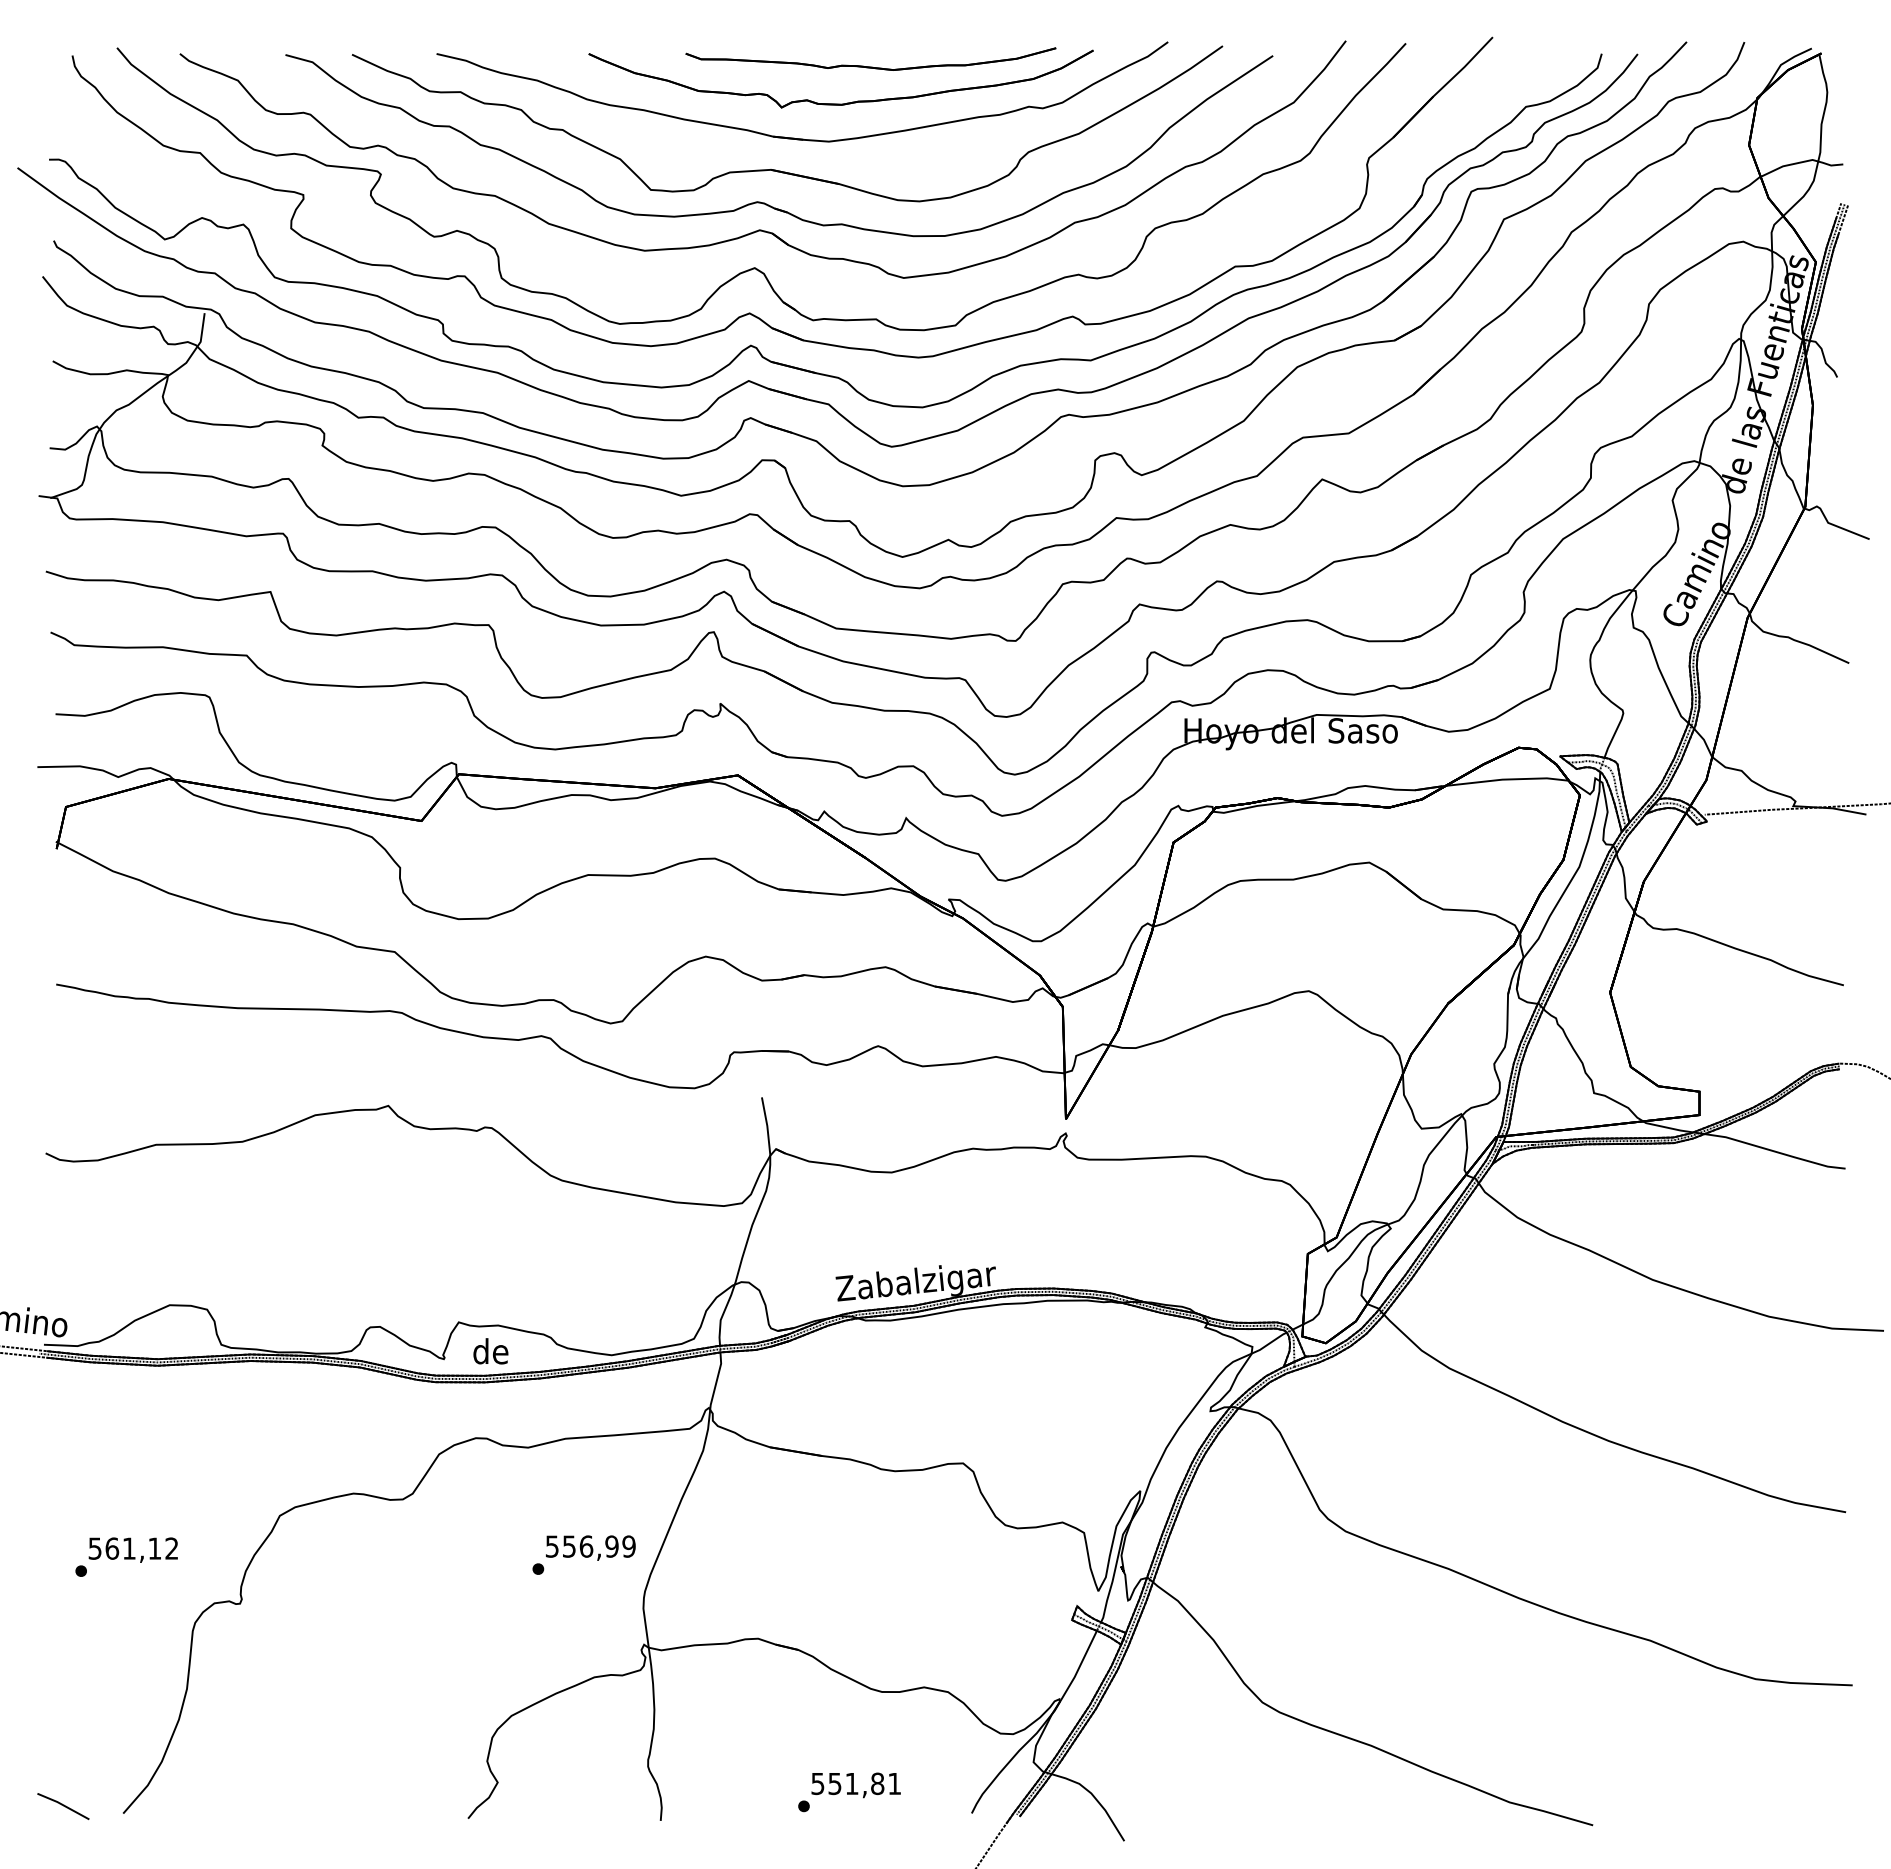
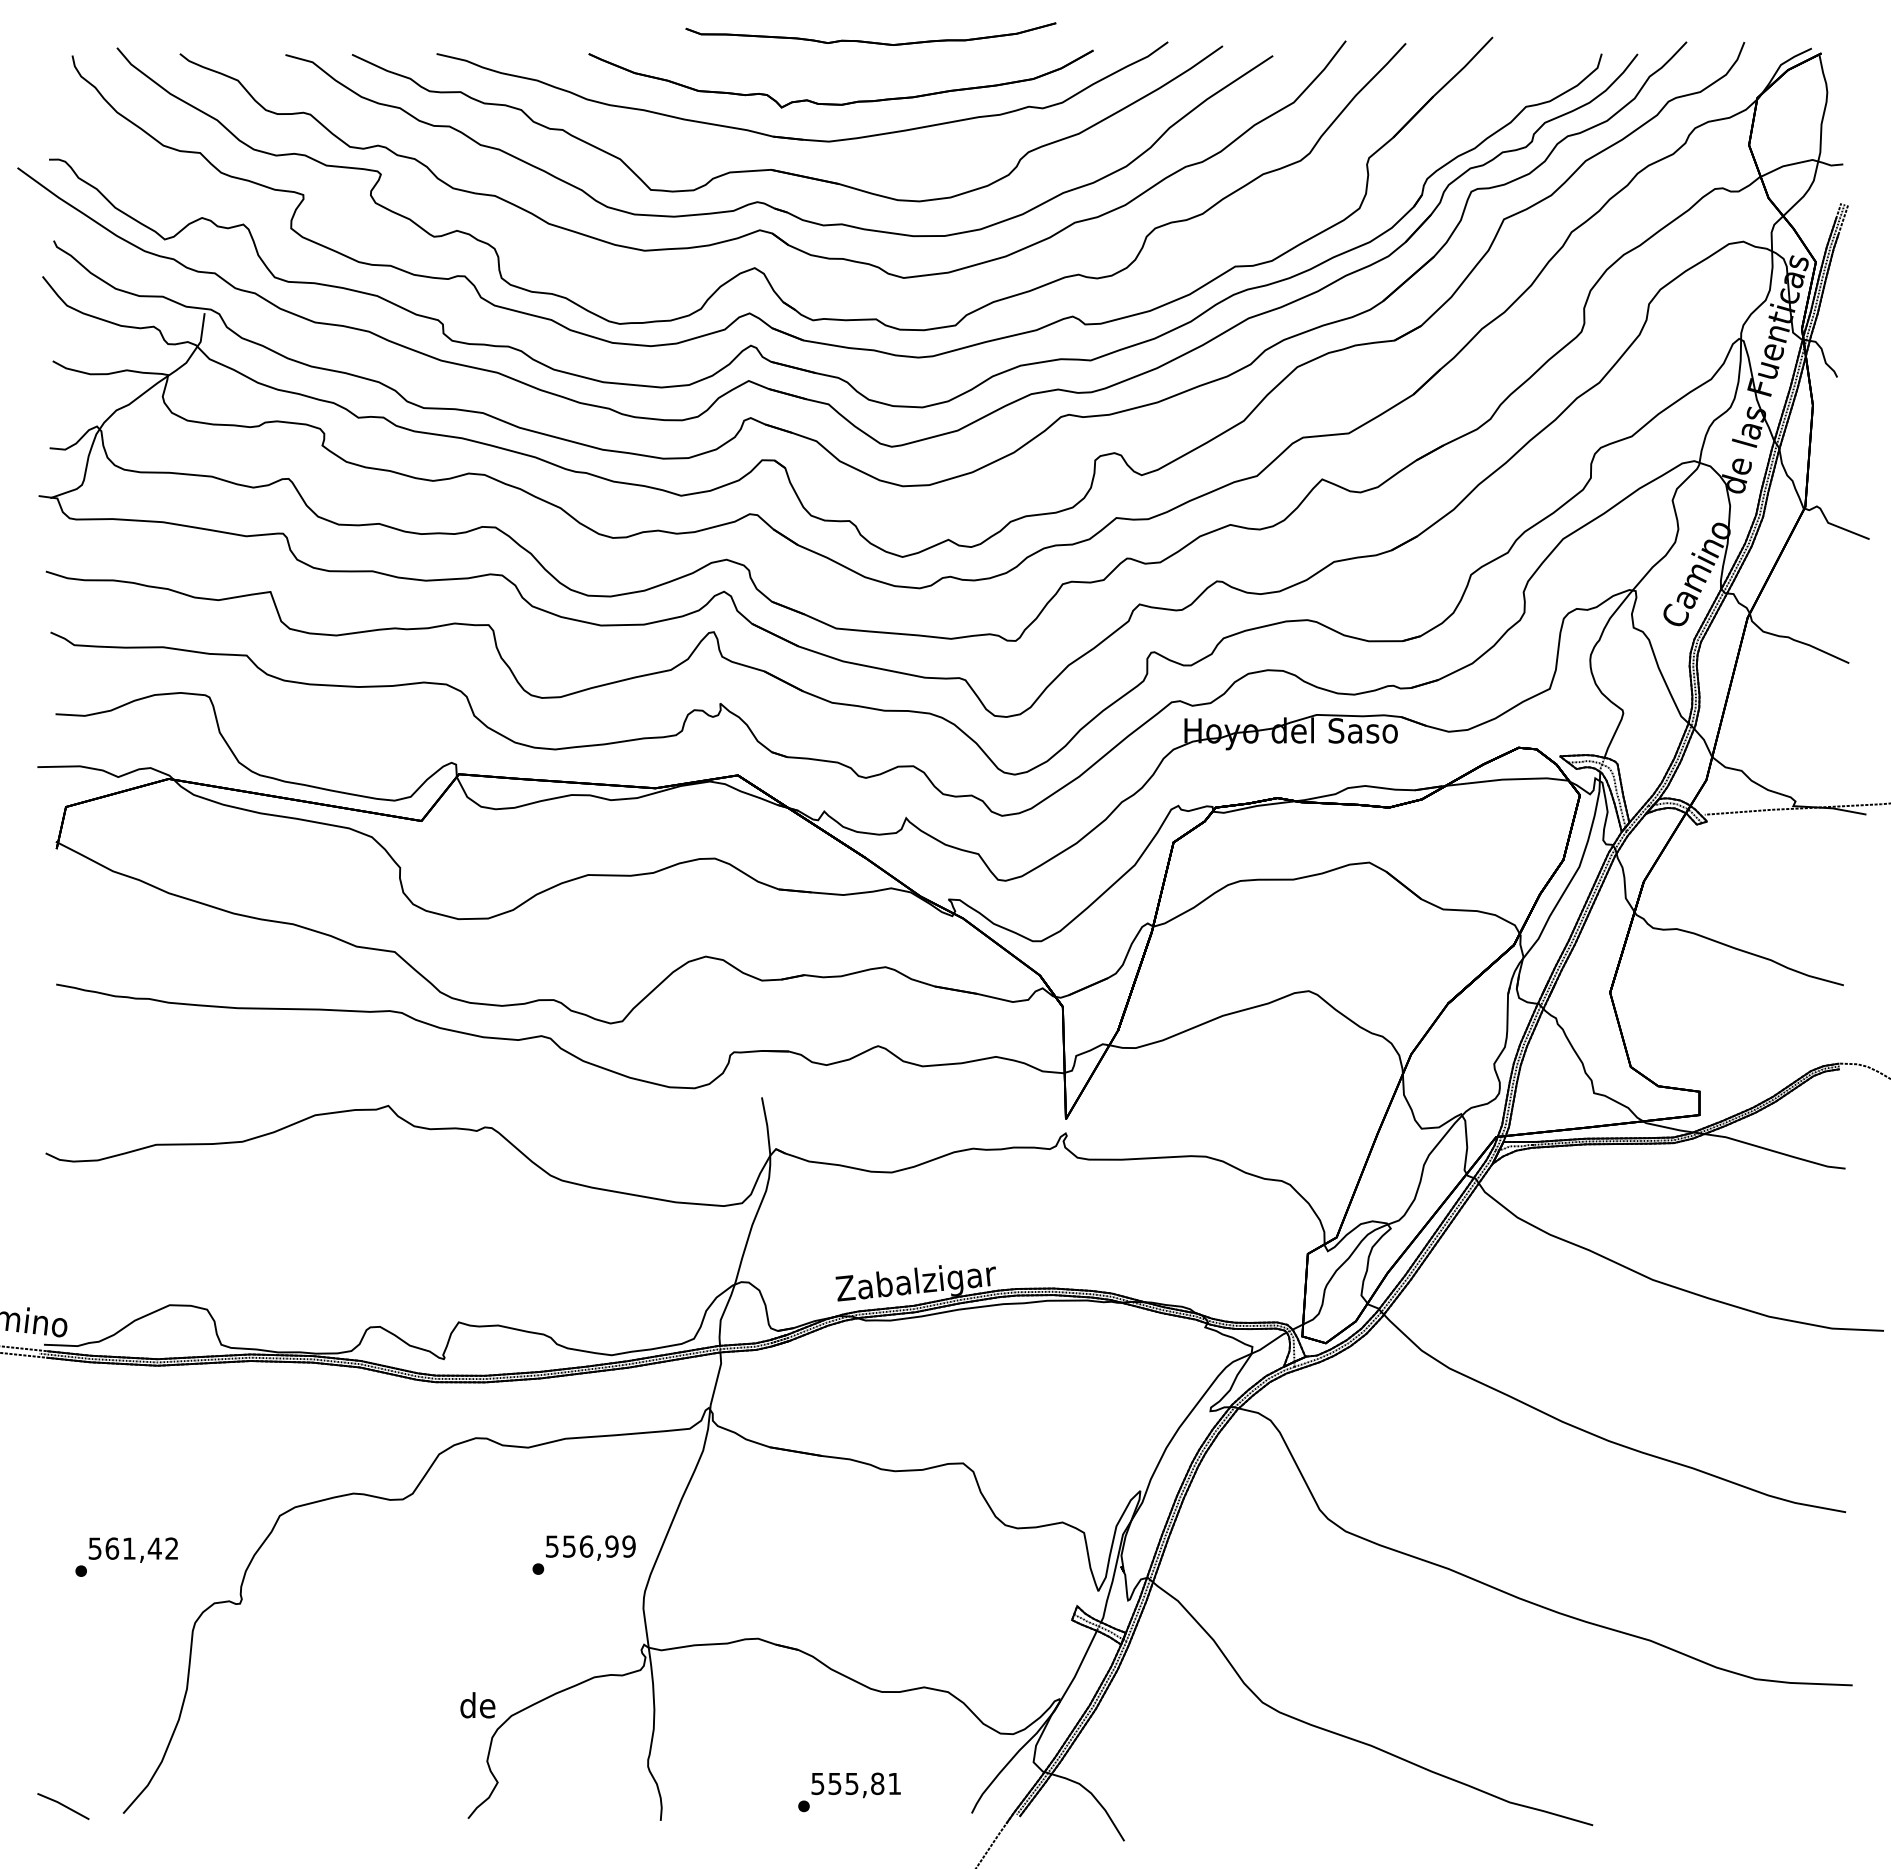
part position: (870, 66) -> (870, 41) (870, 41)
text position: (490, 1351) -> (477, 1705) (477, 1705)
text: 561,12 -> 561,42 (154, 1548)
text: 551,81 -> 555,81 (851, 1784)
